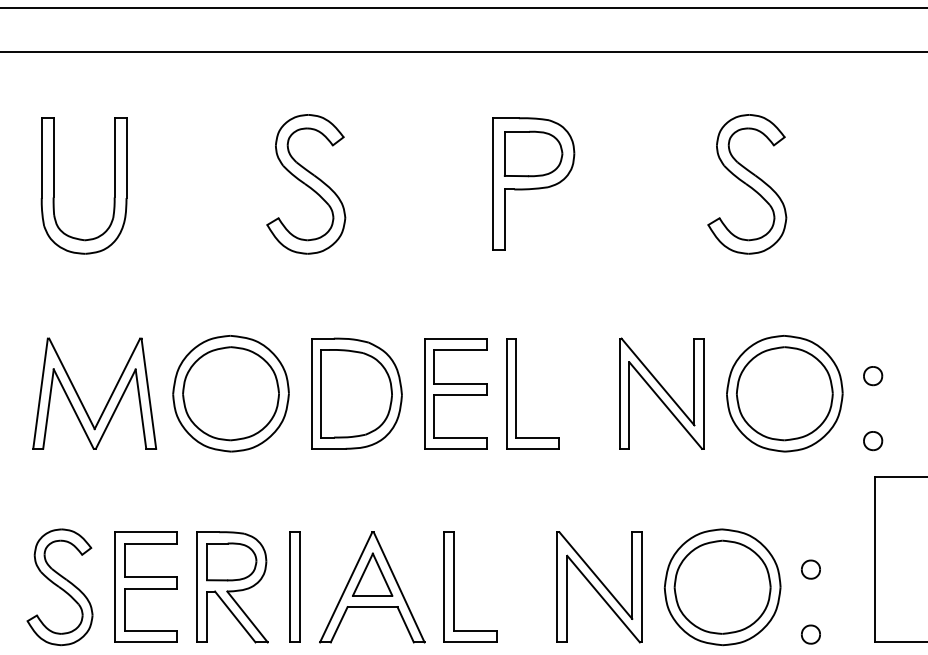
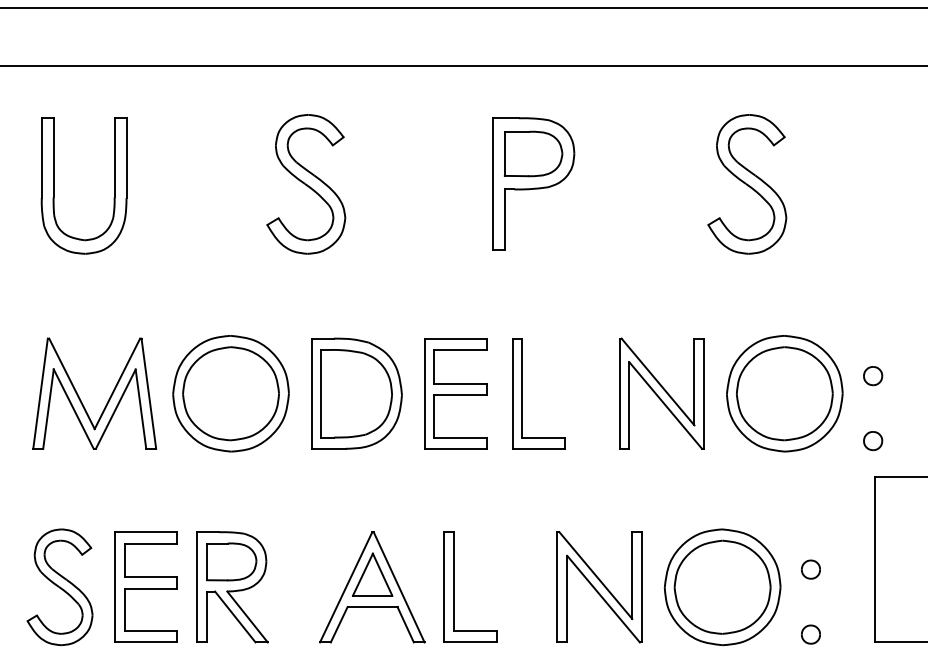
line position: (463, 52) -> (463, 66) (463, 66)
part position: (516, 393) -> (522, 393) (522, 393)
part: present -> none (294, 586)
